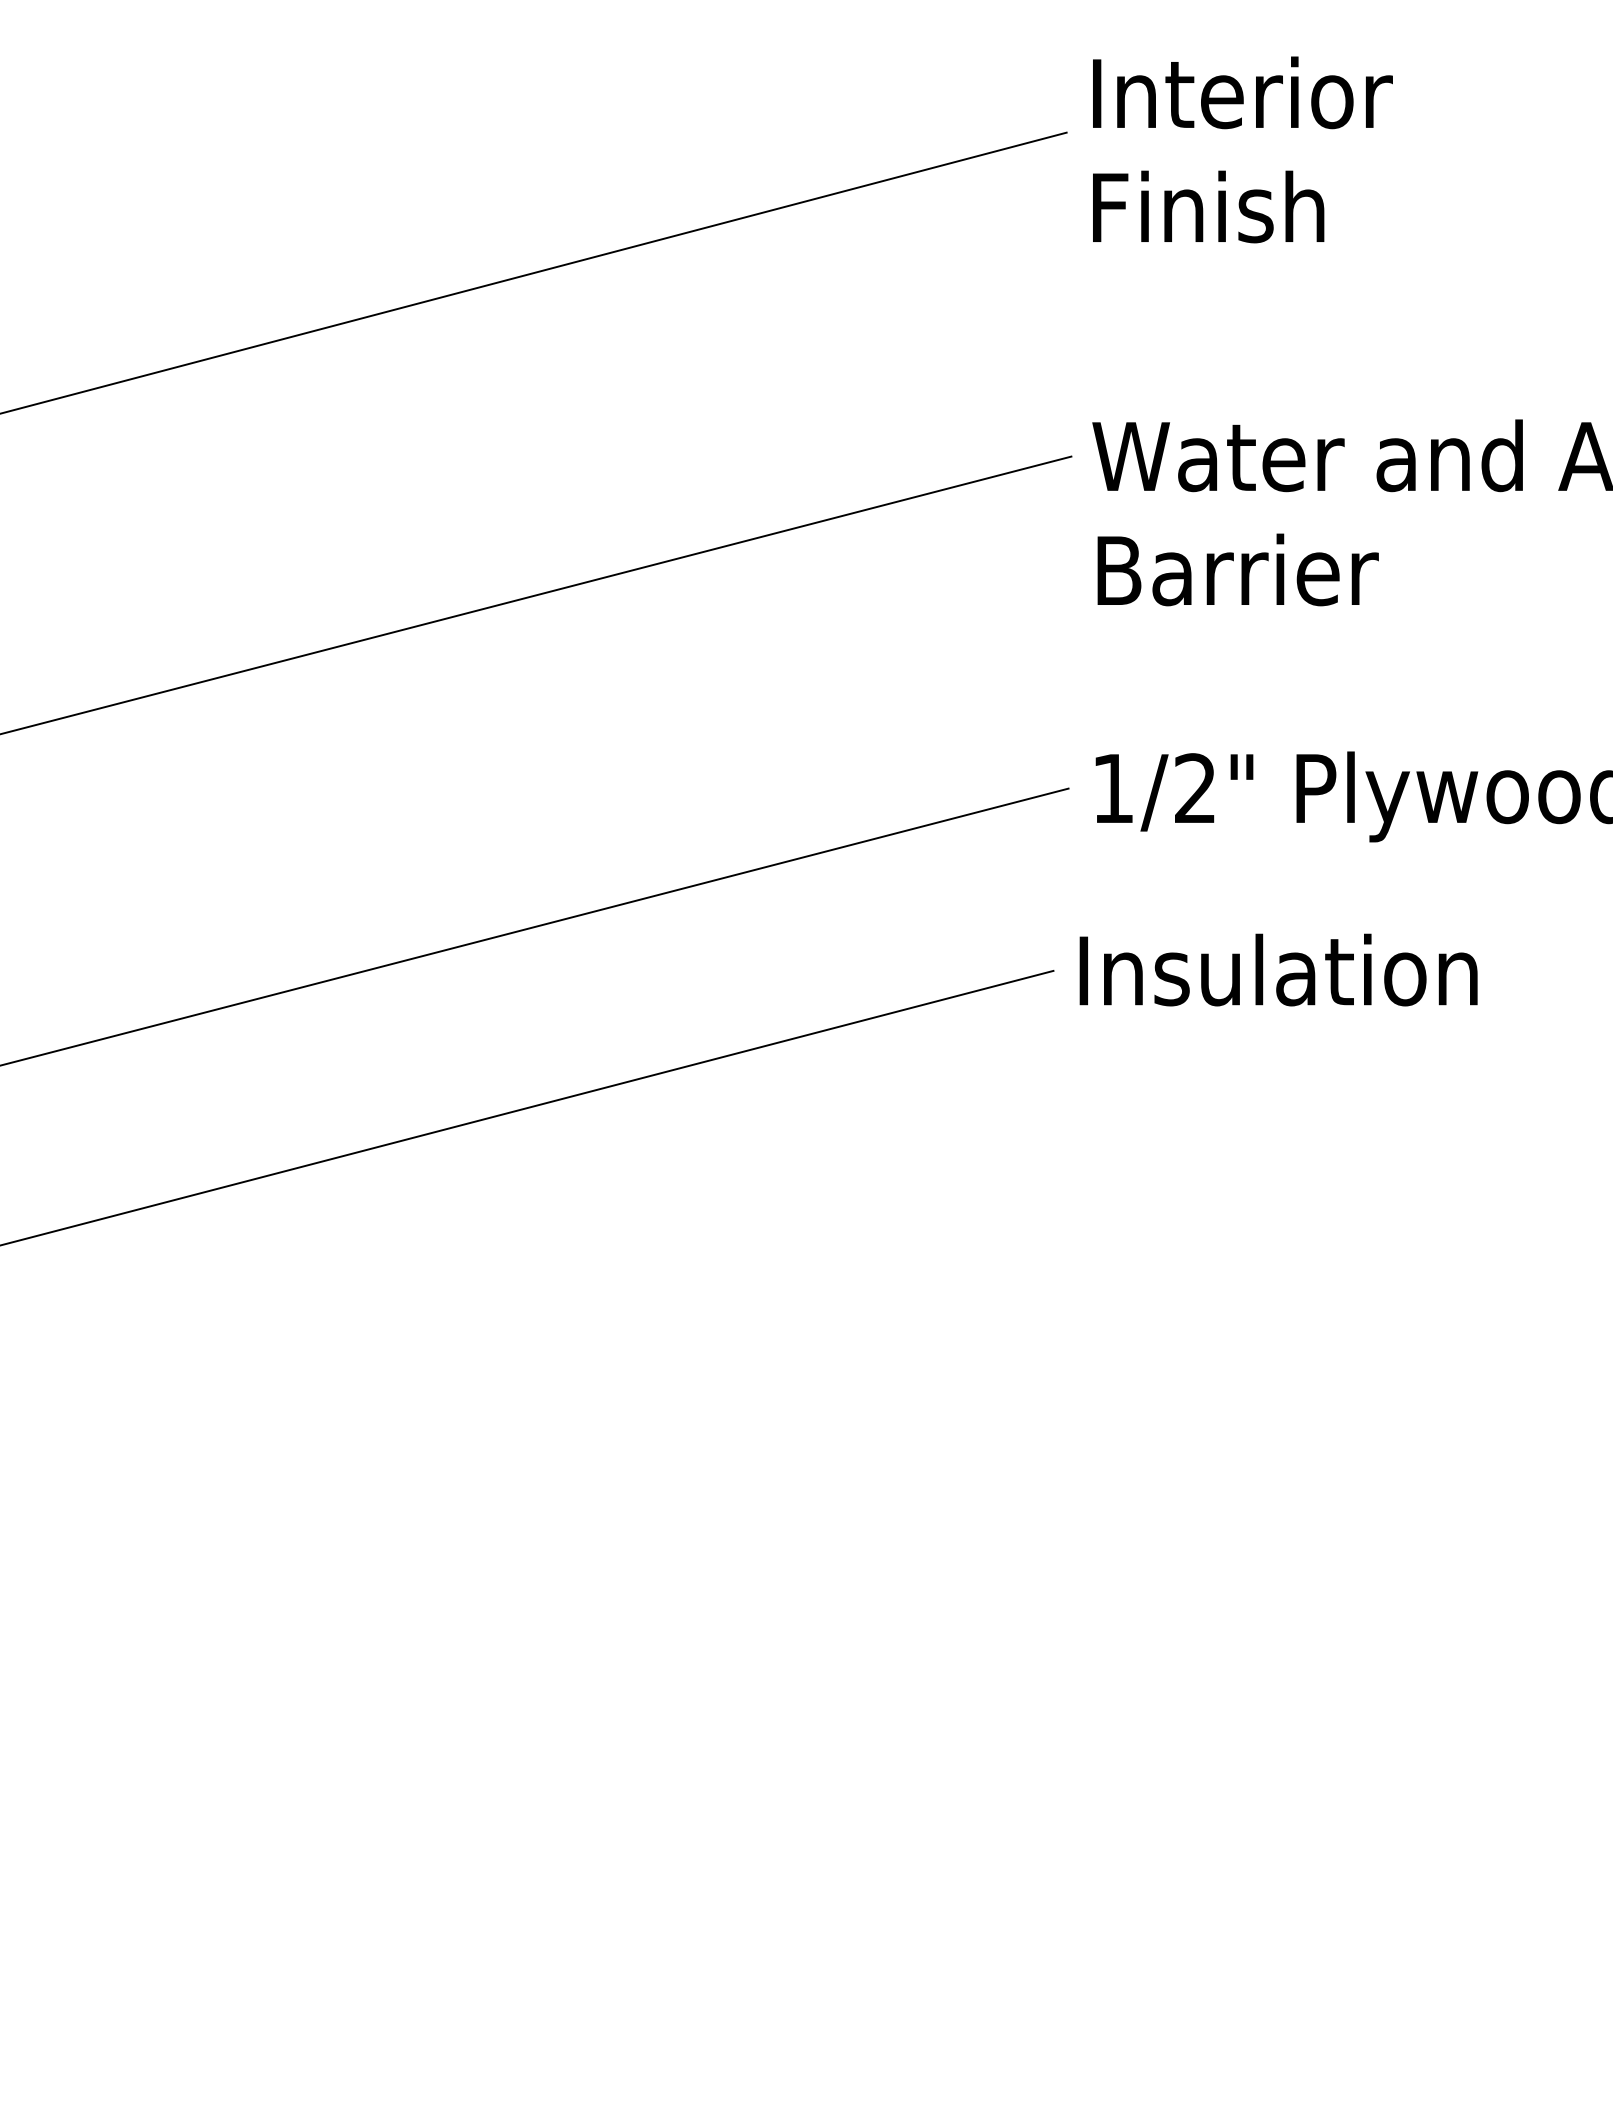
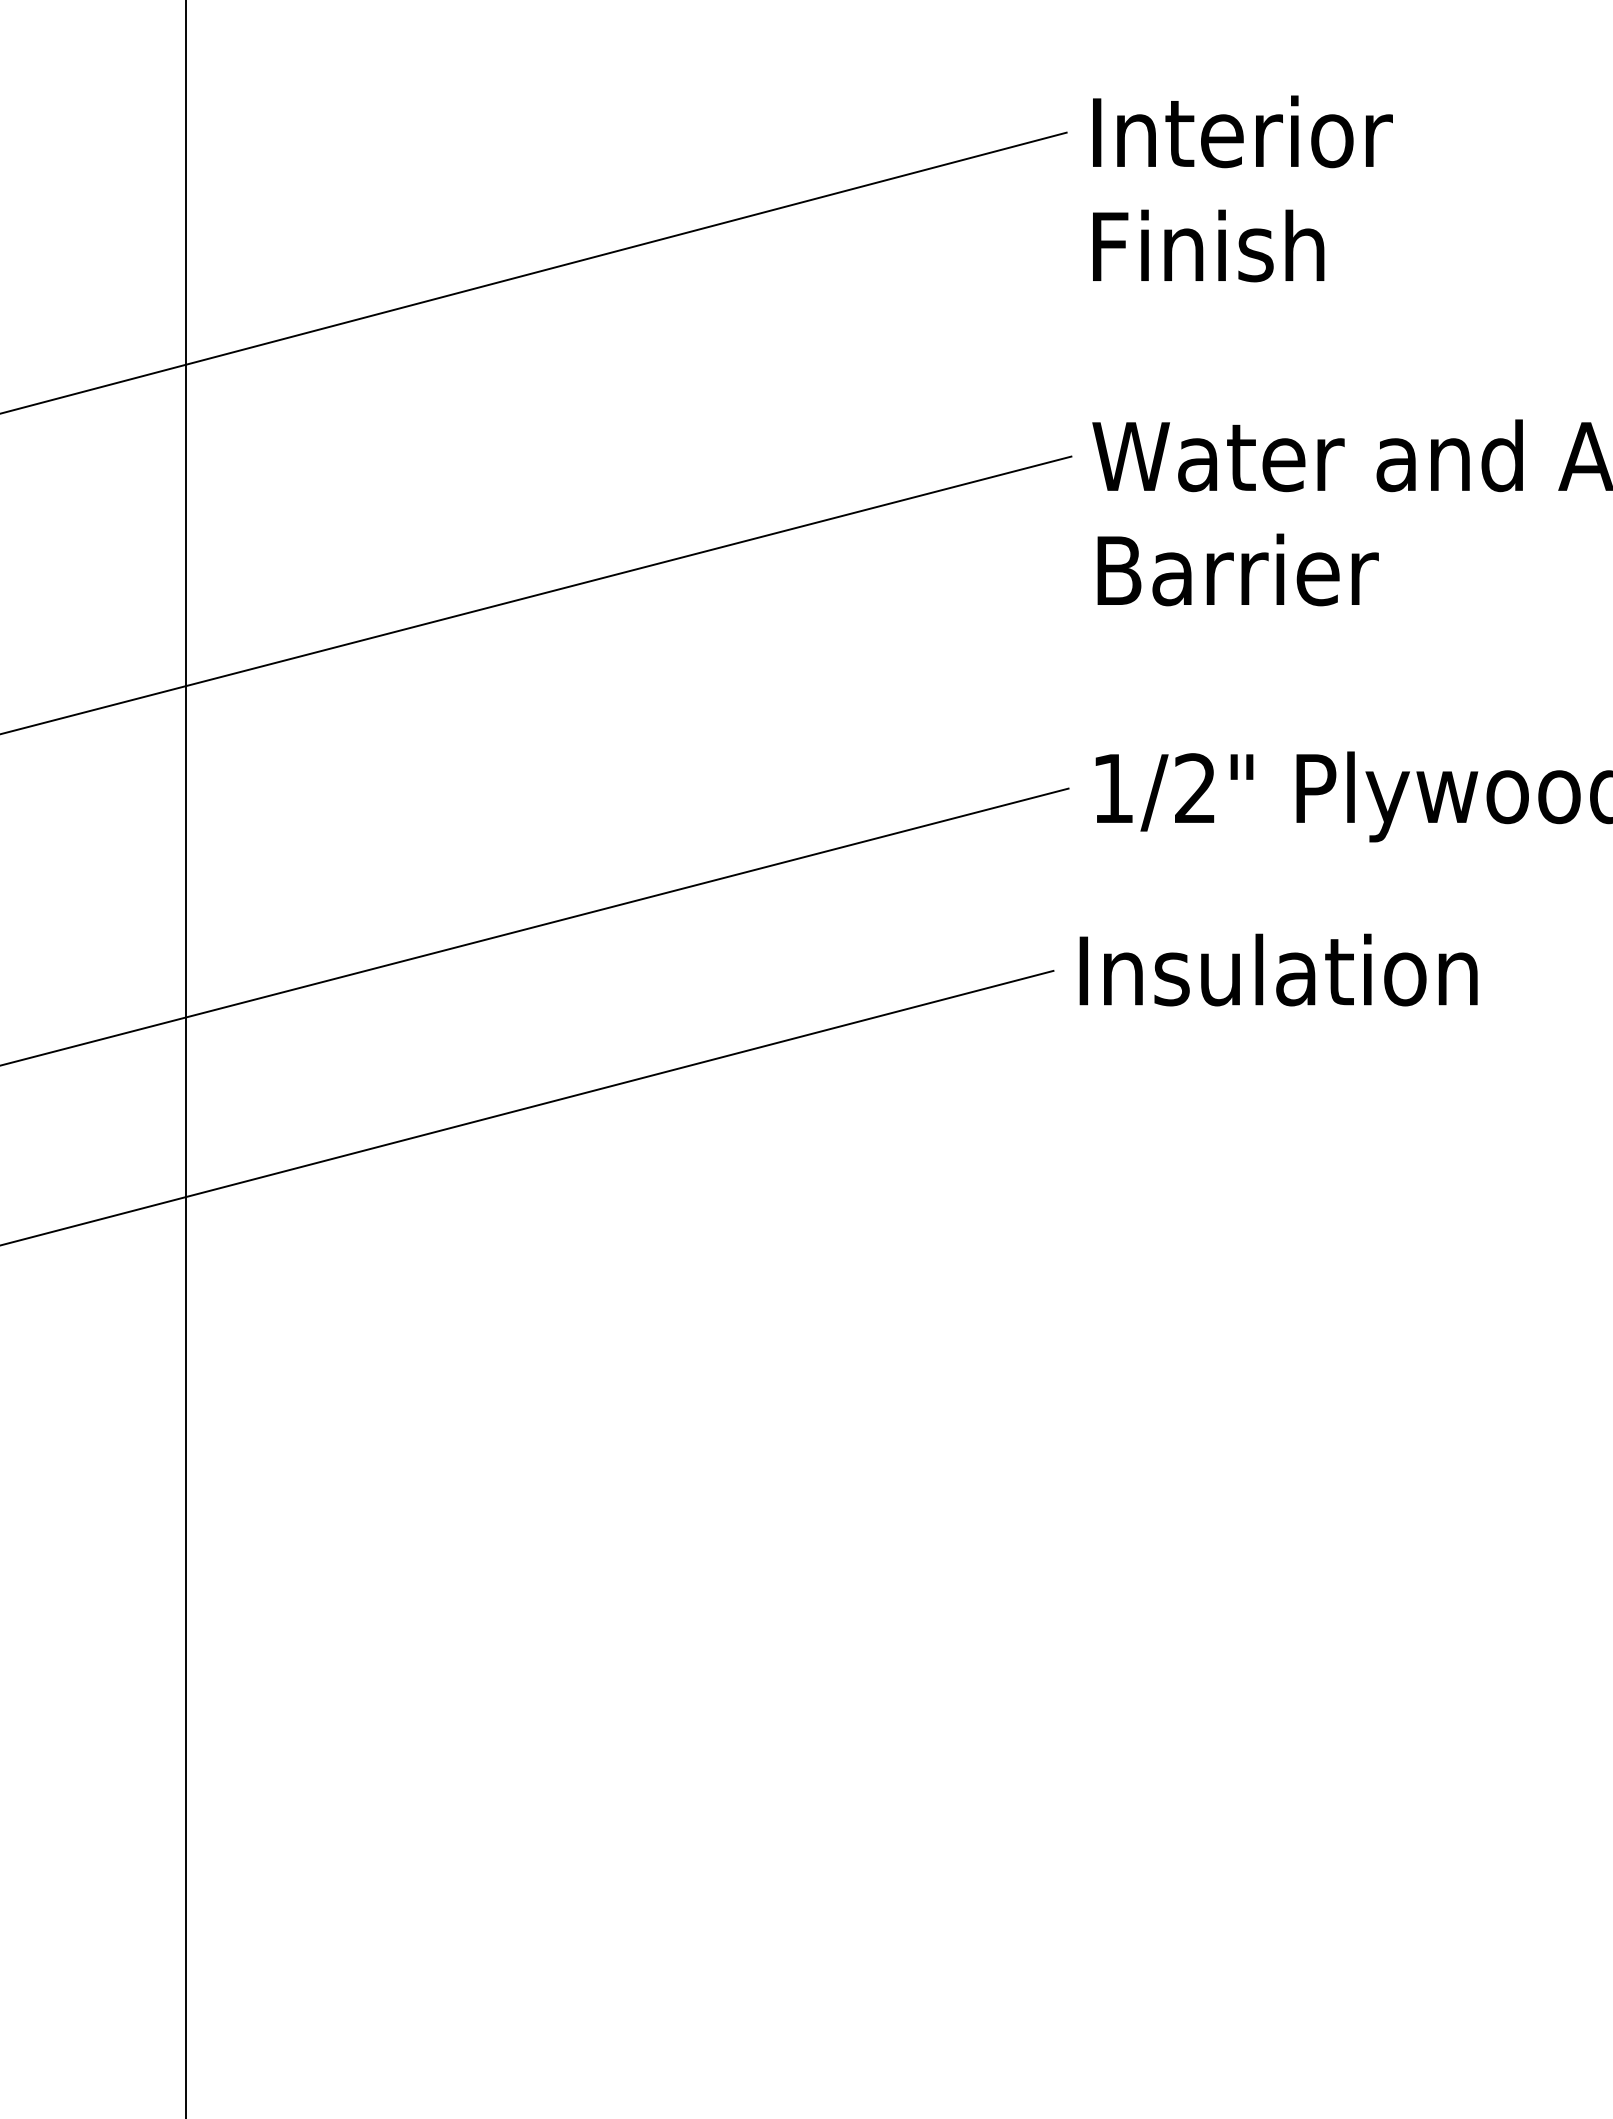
text position: (1242, 149) -> (1242, 188) (1242, 188)
line: none -> present (185, 1058)
